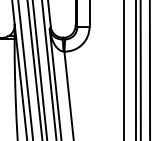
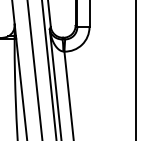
line: present -> none (25, 69)
line: present -> none (39, 69)
line: present -> none (123, 69)
line: present -> none (140, 69)
line: present -> none (149, 69)
